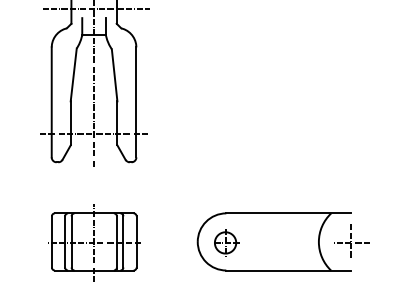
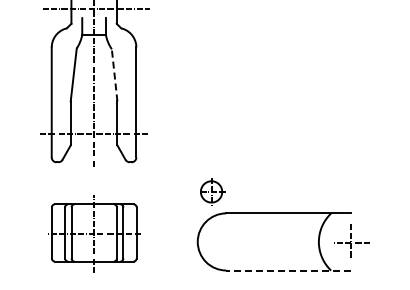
line: solid -> dashed (114, 74)
part position: (94, 242) -> (94, 233) (94, 233)
part position: (226, 242) -> (212, 191) (212, 191)
line: solid -> dashed (288, 270)
